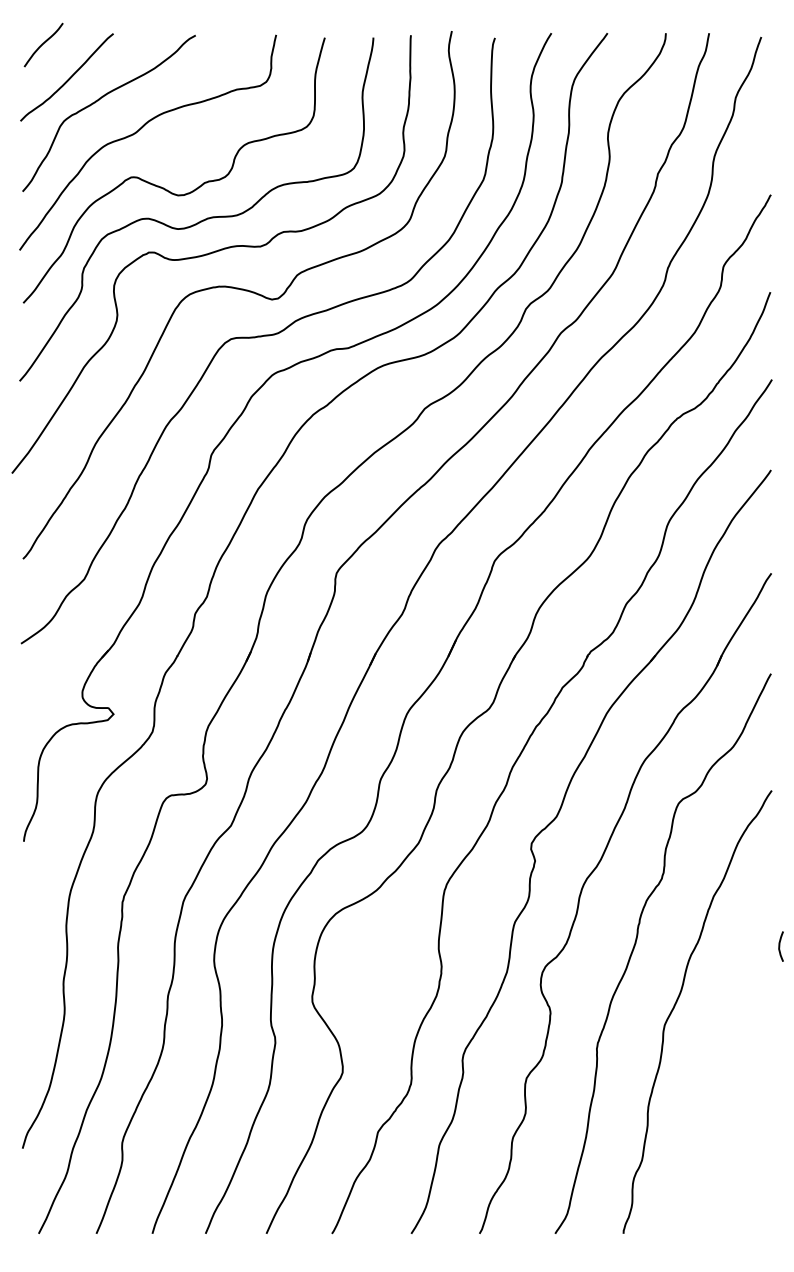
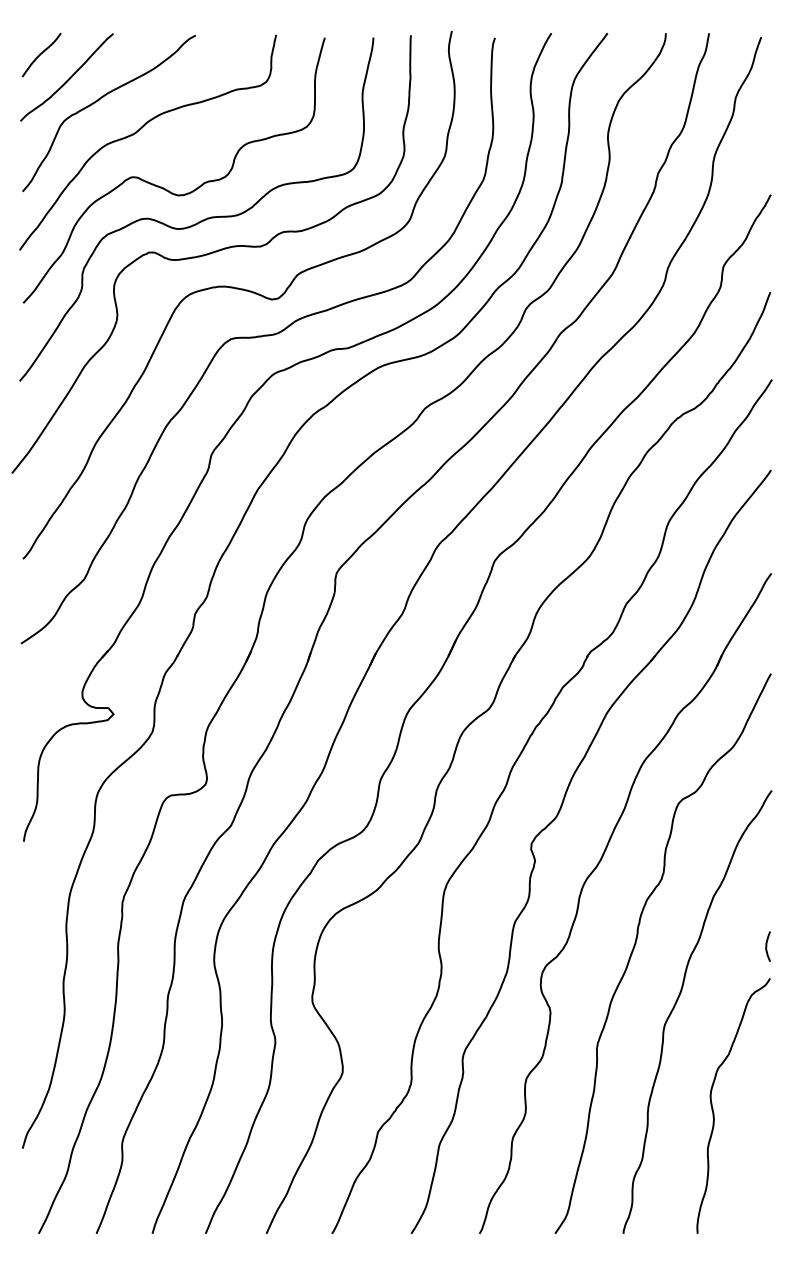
curve position: (43, 44) -> (41, 54) (41, 54)
curve position: (780, 946) -> (767, 946) (767, 946)
curve: none -> present (713, 1108)
